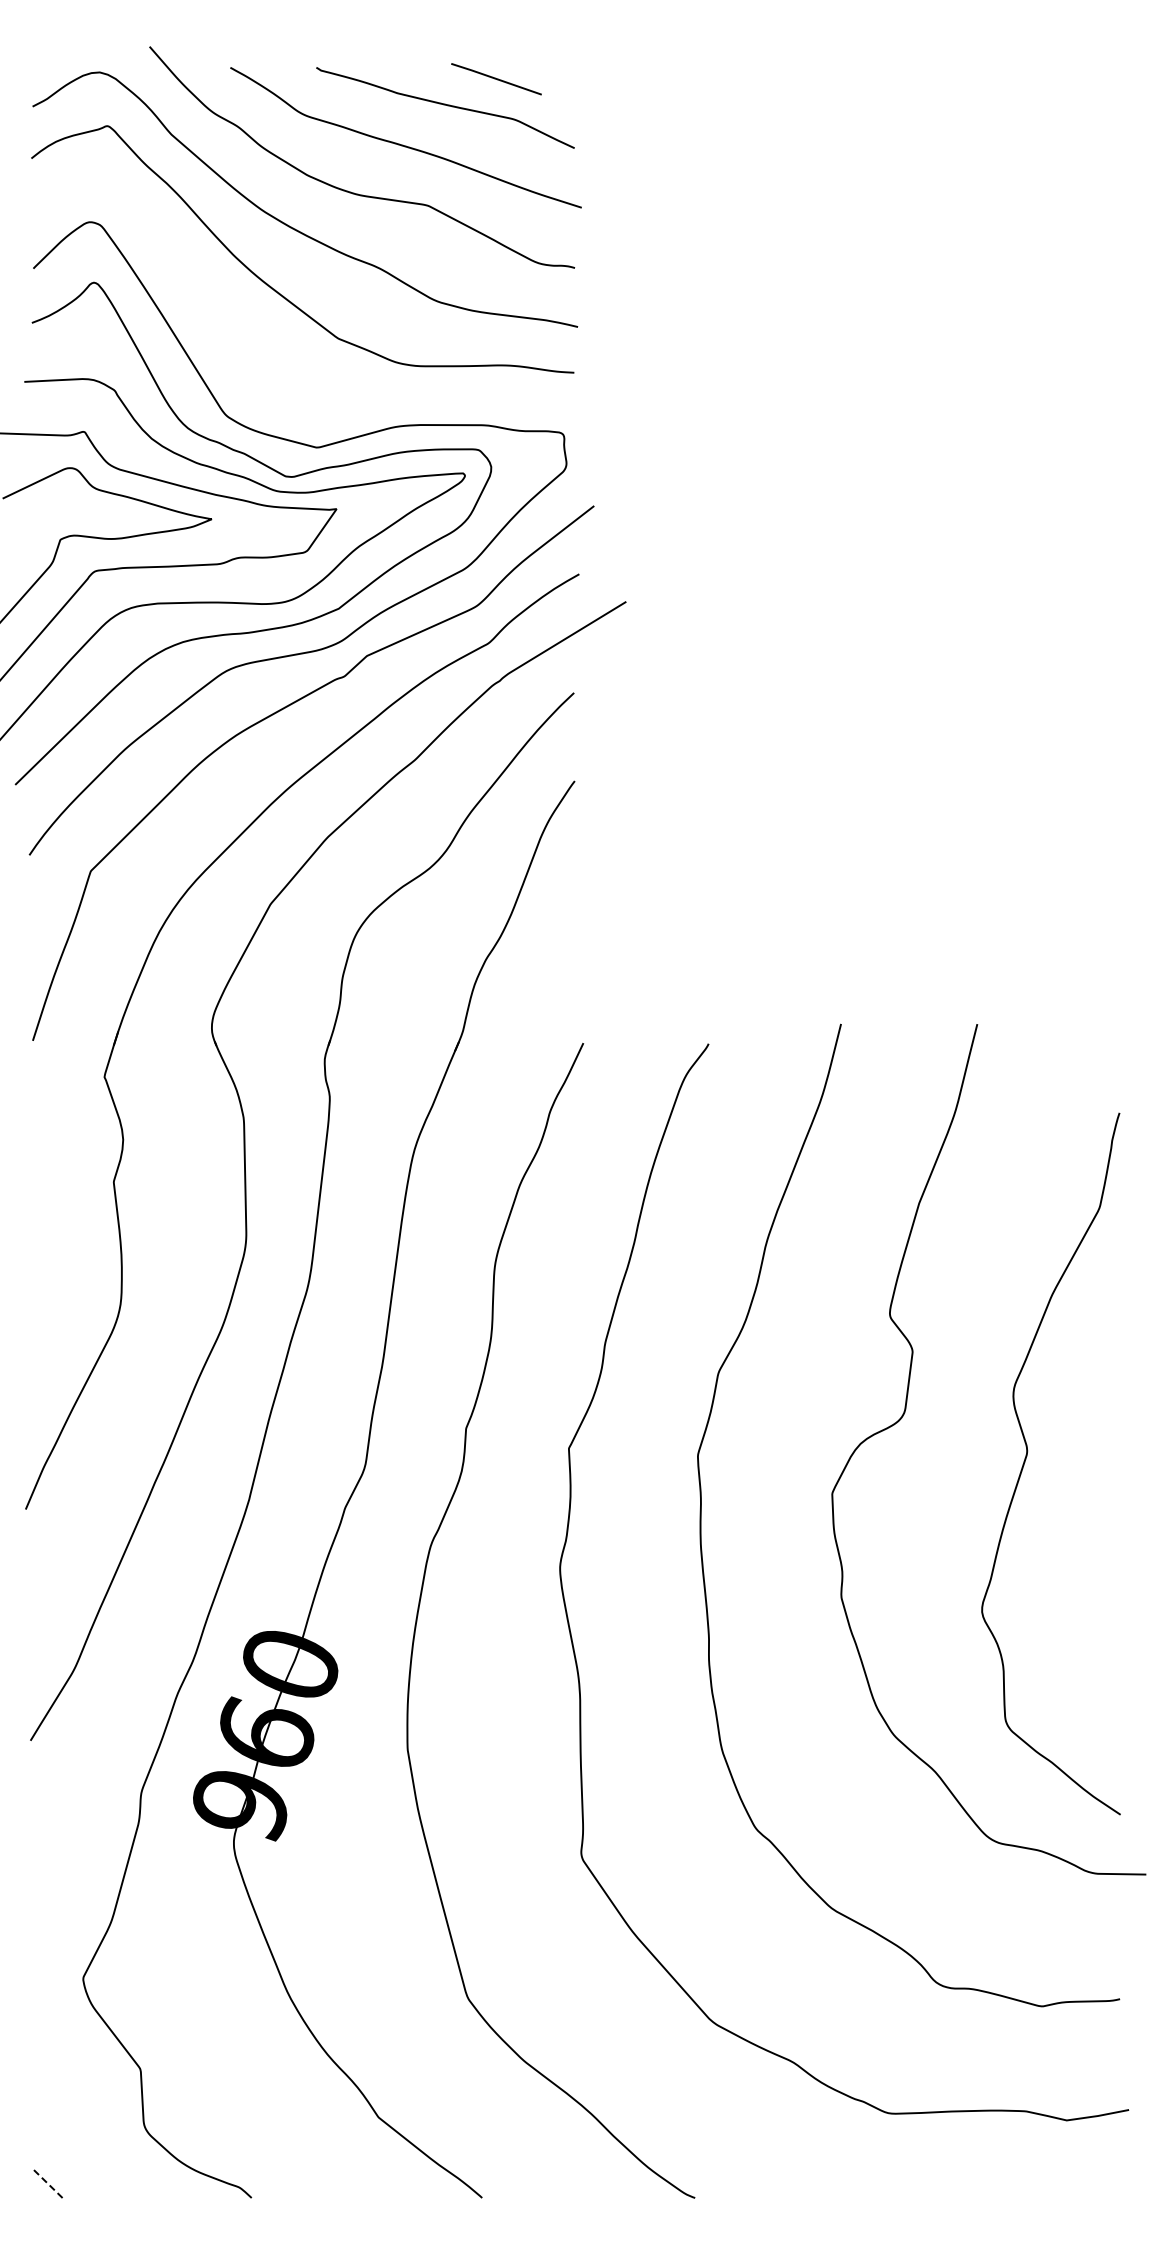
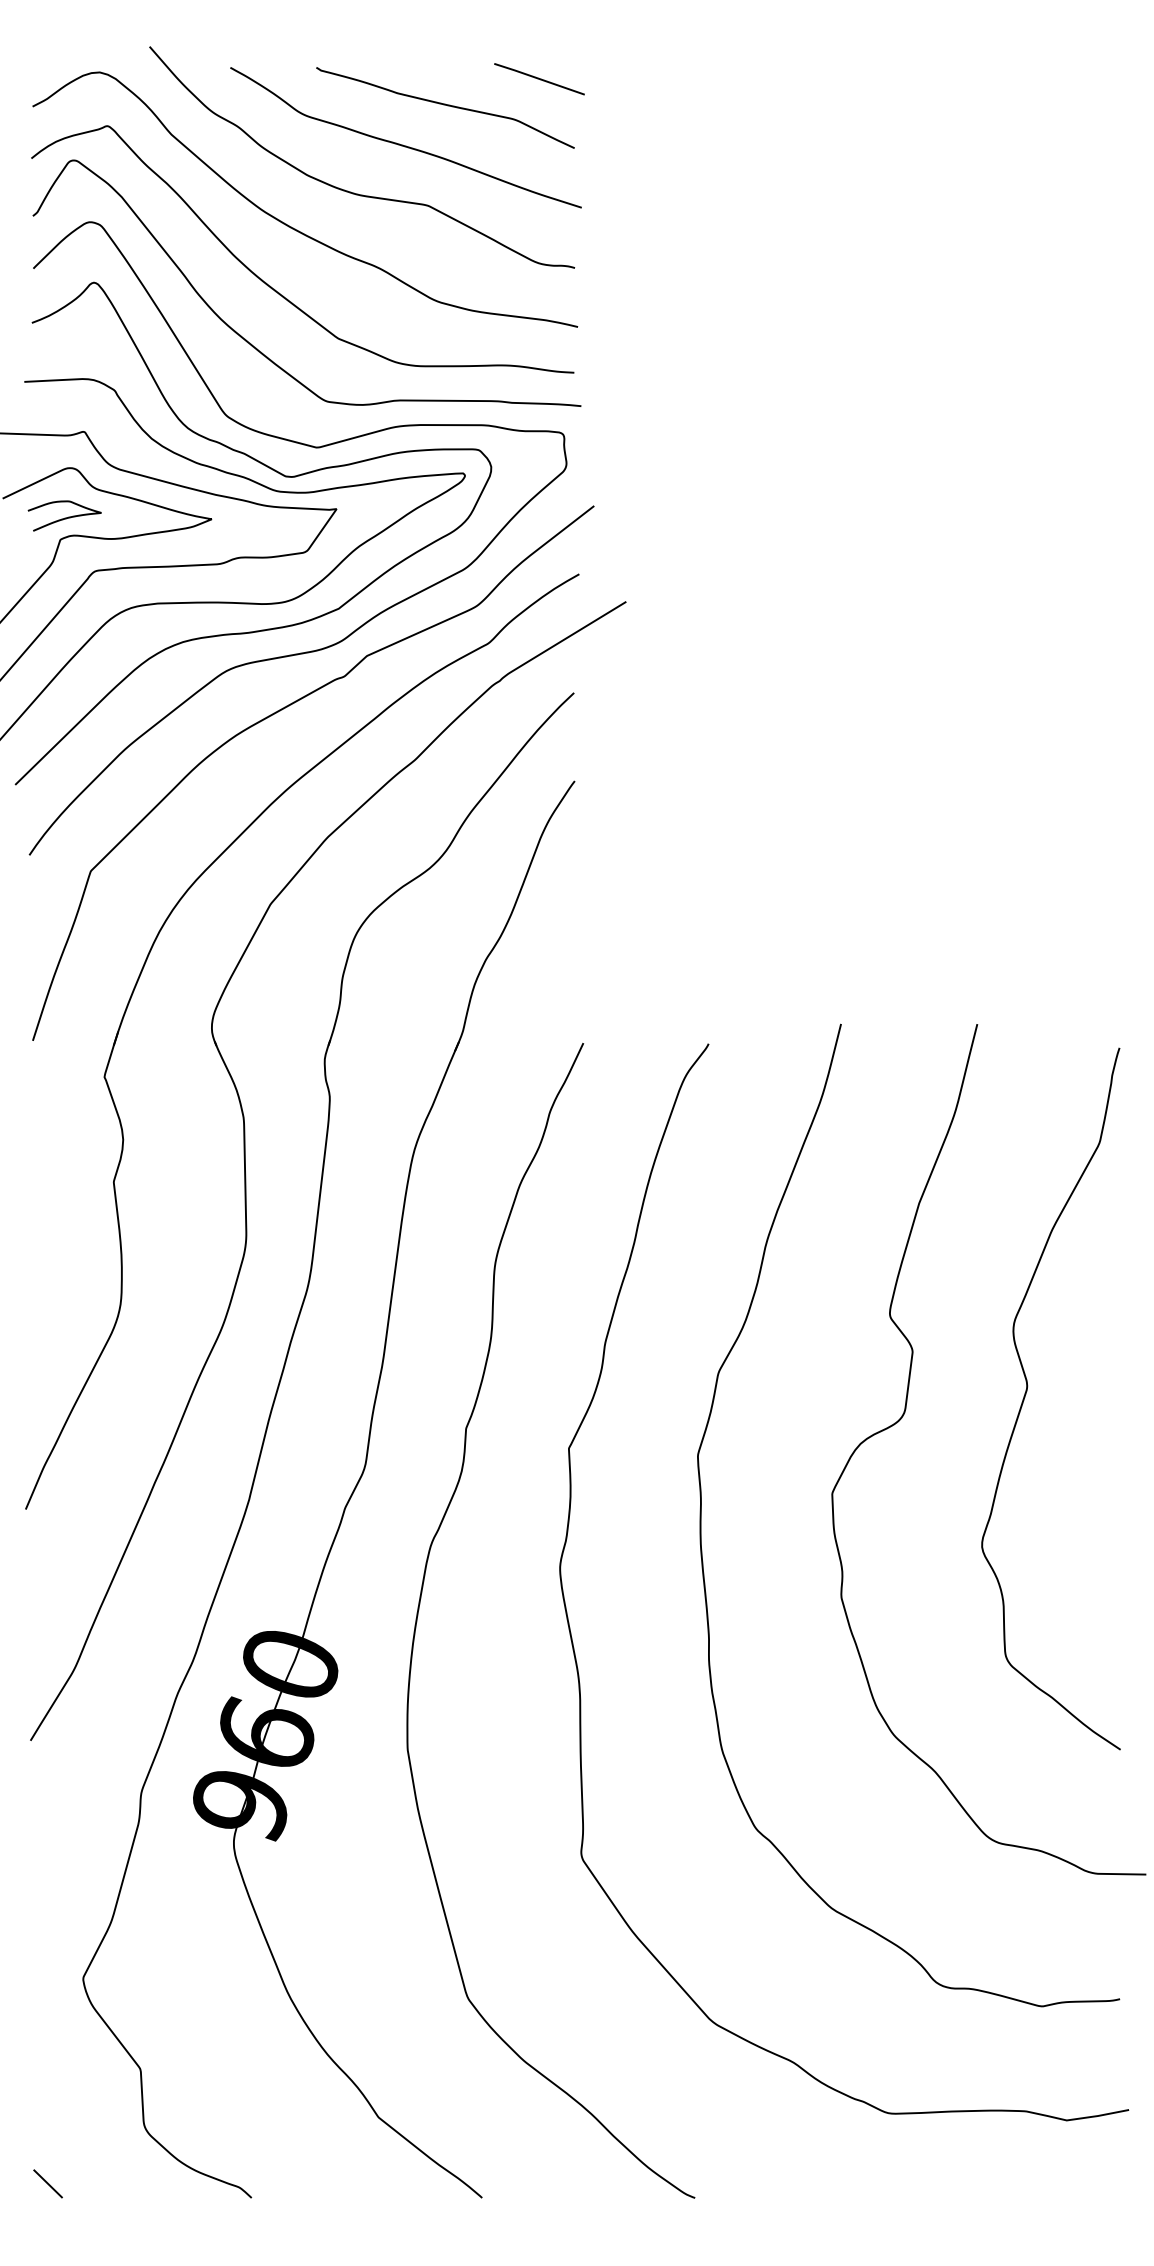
line position: (496, 79) -> (539, 79) (539, 79)
curve: none -> present (256, 347)
curve: none -> present (64, 517)
curve position: (1027, 1456) -> (1027, 1391) (1027, 1391)
line: dashed -> solid (47, 2183)
